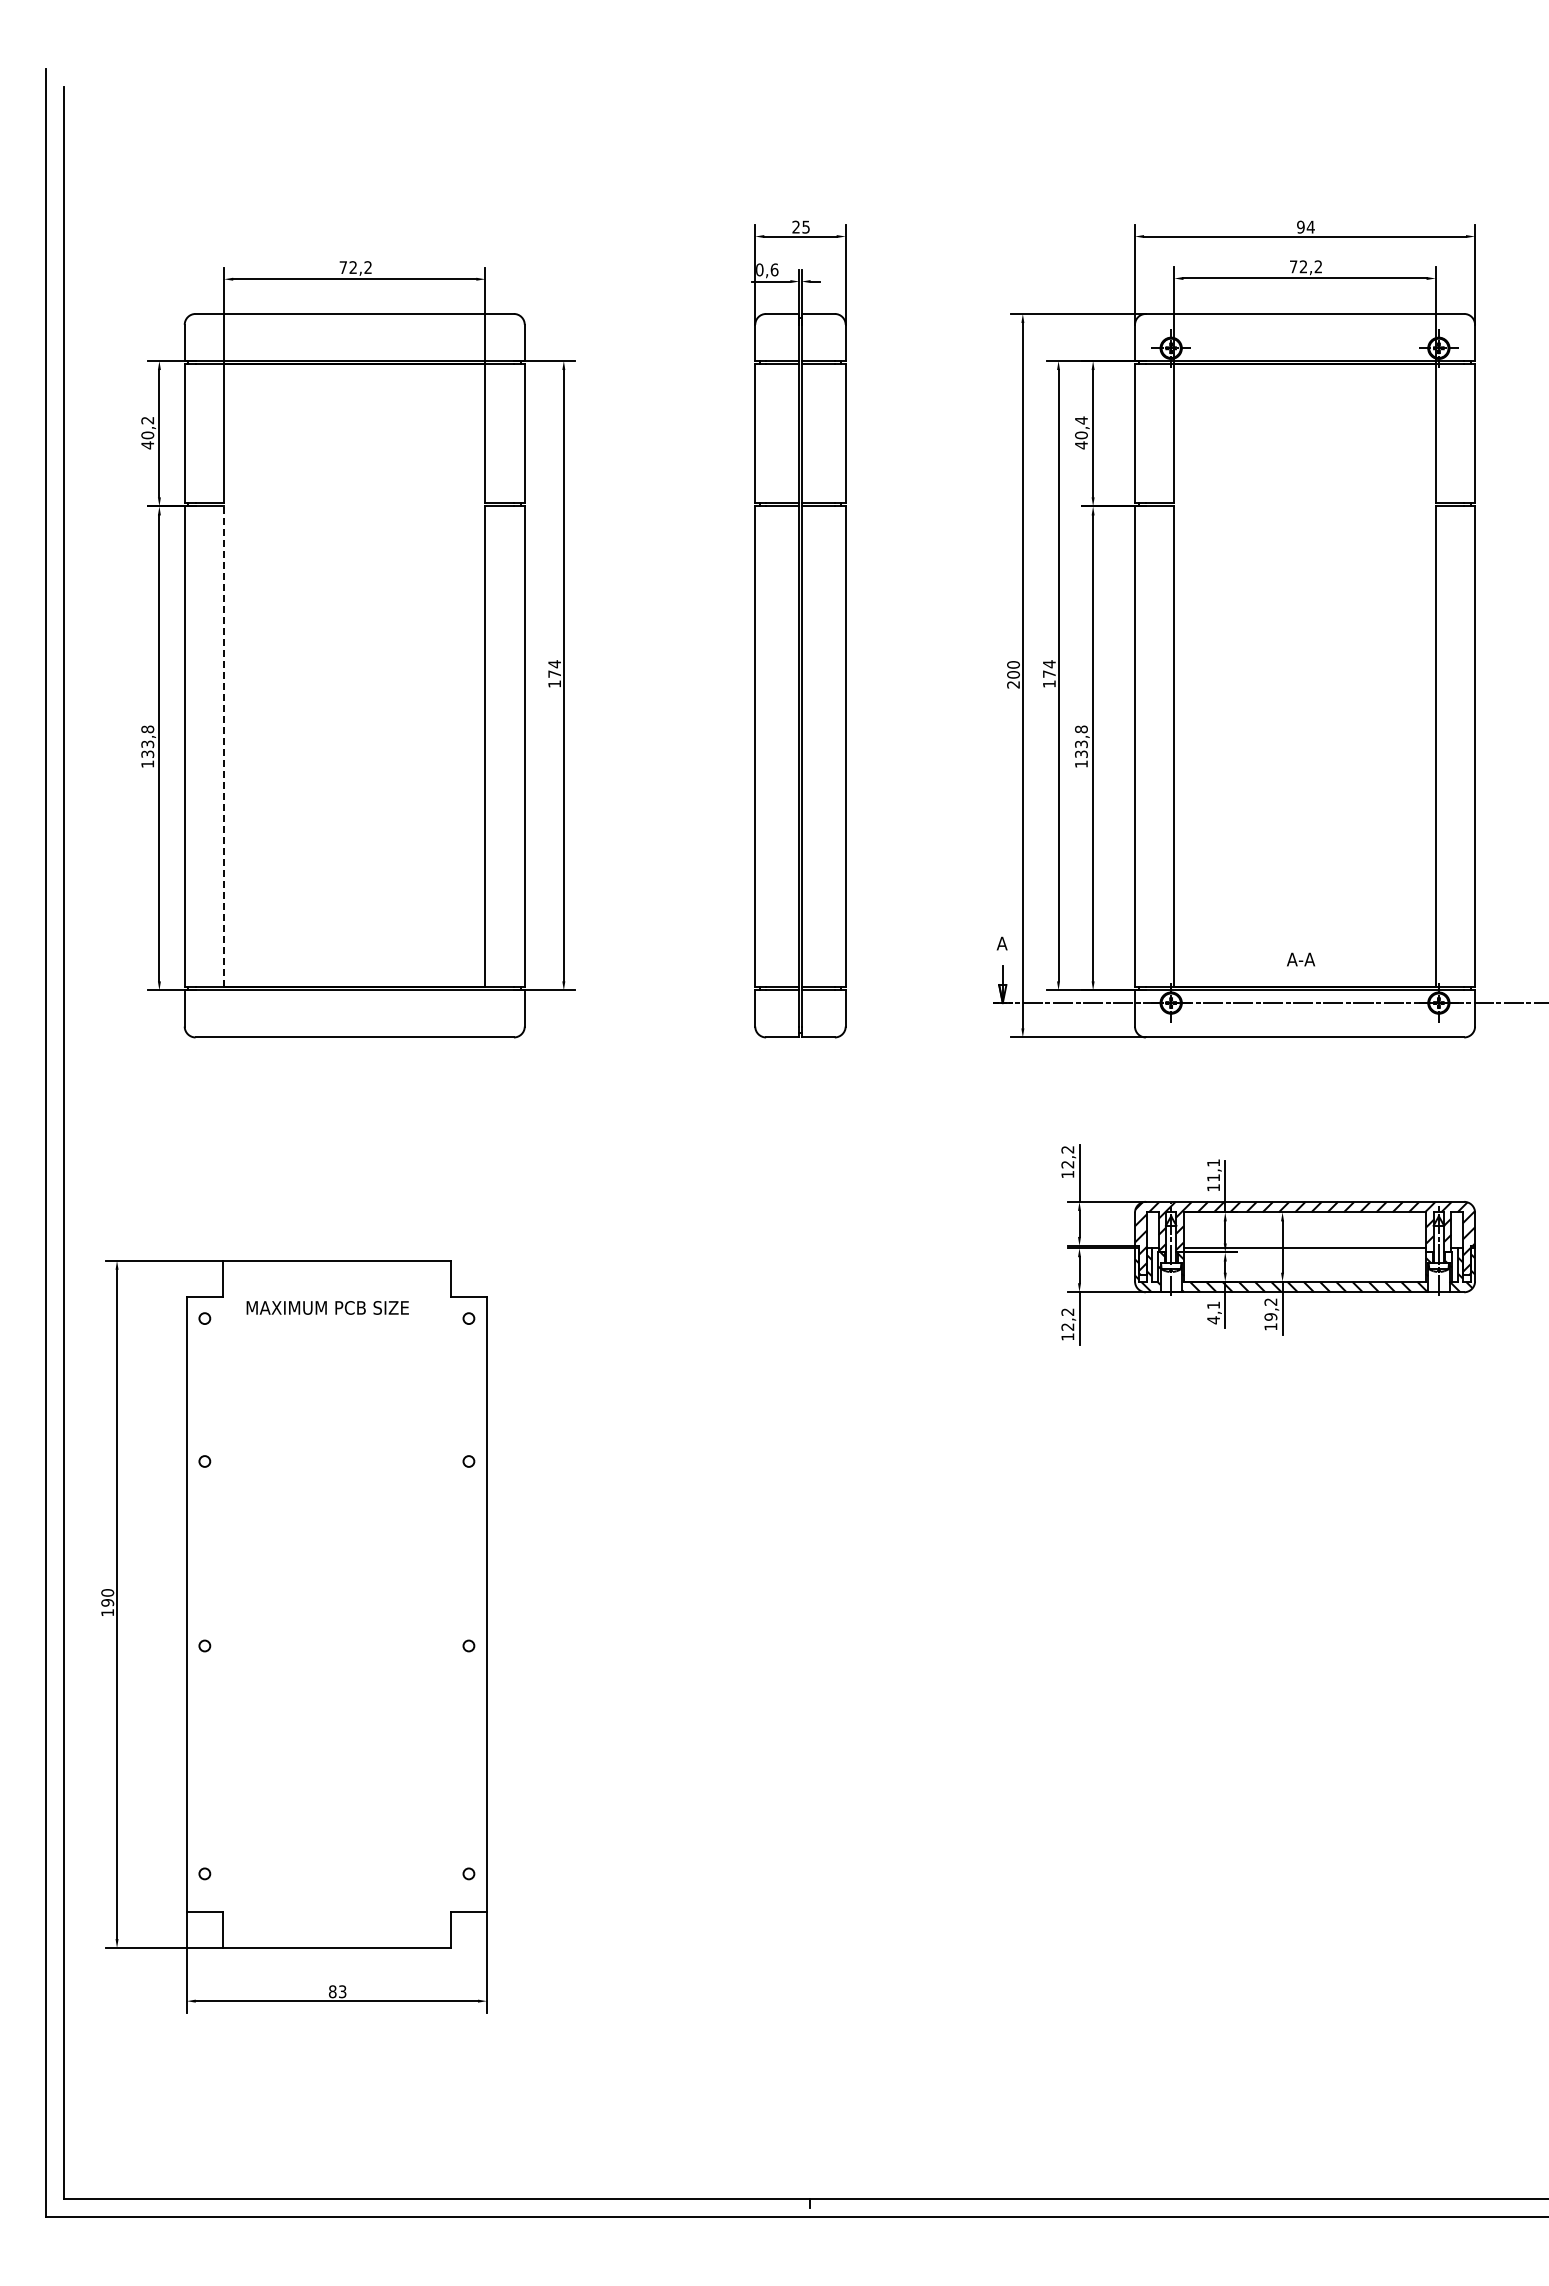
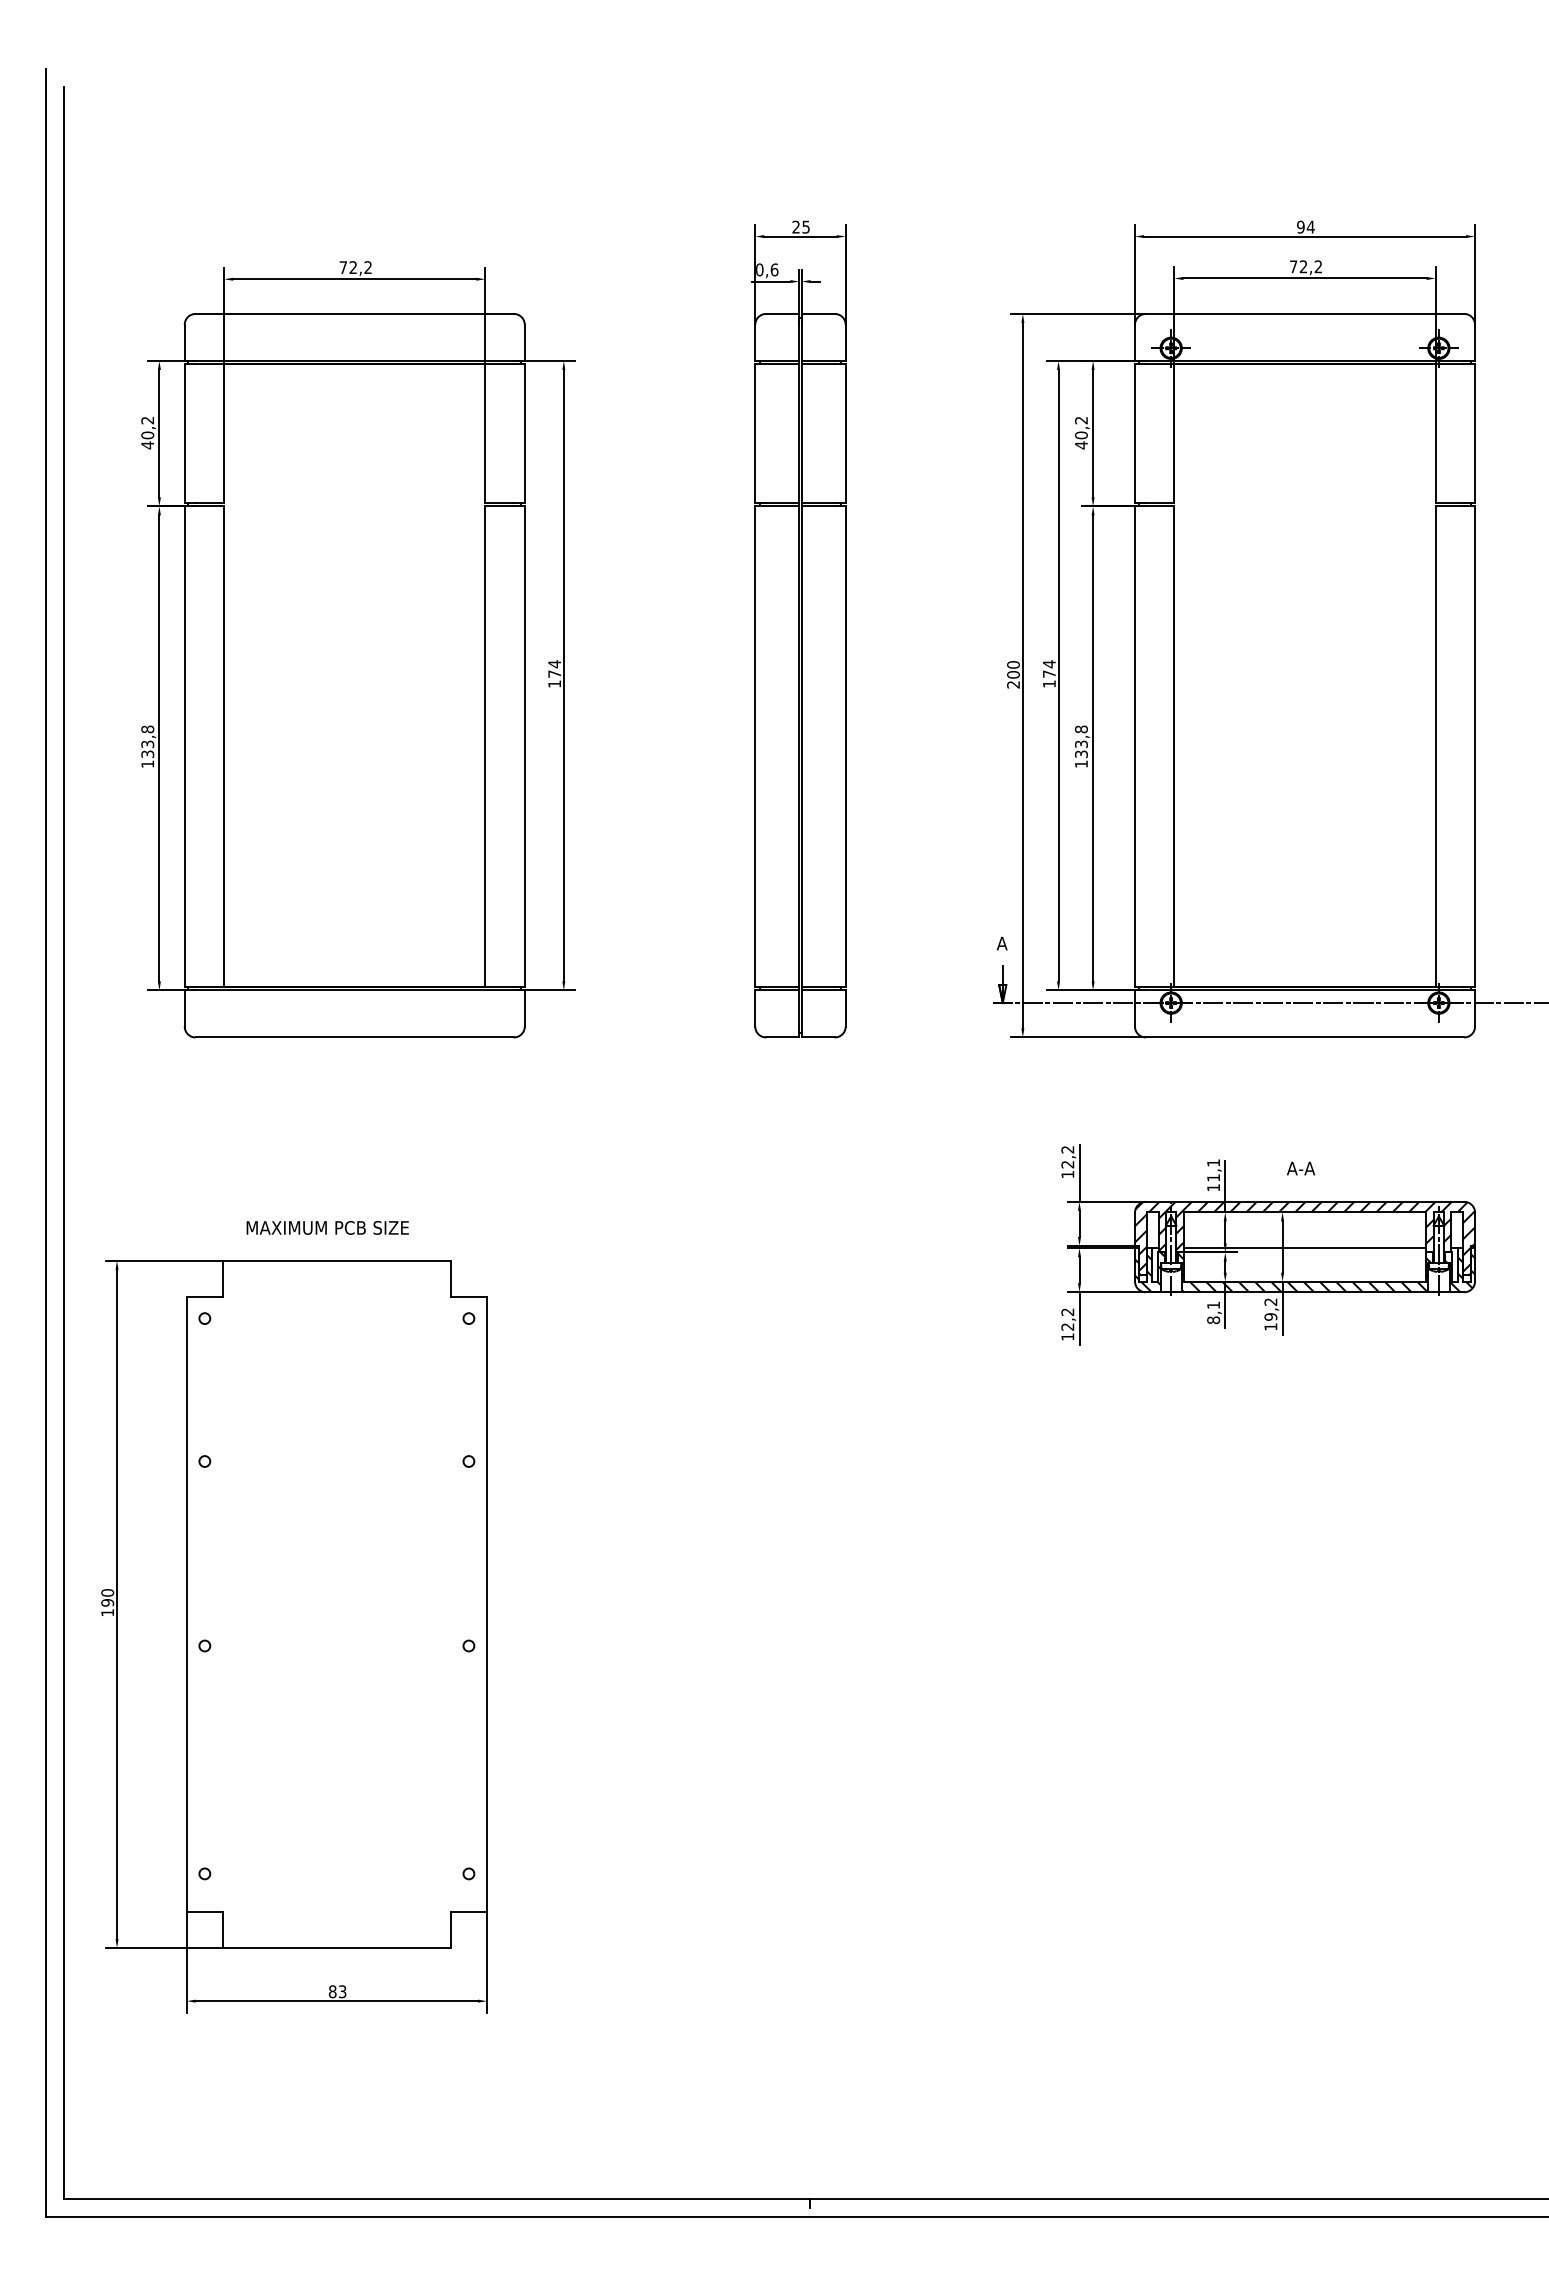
text: 40,4 -> 40,2 (1081, 420)
line: dashed -> solid (224, 746)
text position: (1300, 959) -> (1300, 1168) (1300, 1168)
text position: (327, 1307) -> (327, 1227) (327, 1227)
text: 4,1 -> 8,1 (1213, 1320)
